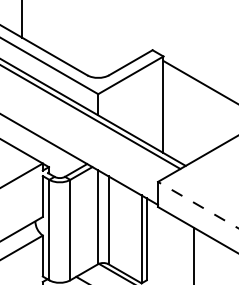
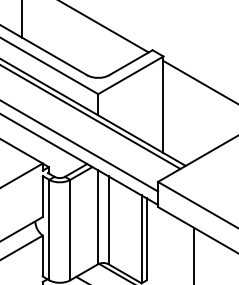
line: none -> present (105, 27)
line: none -> present (80, 146)
line: dashed -> solid (197, 204)
